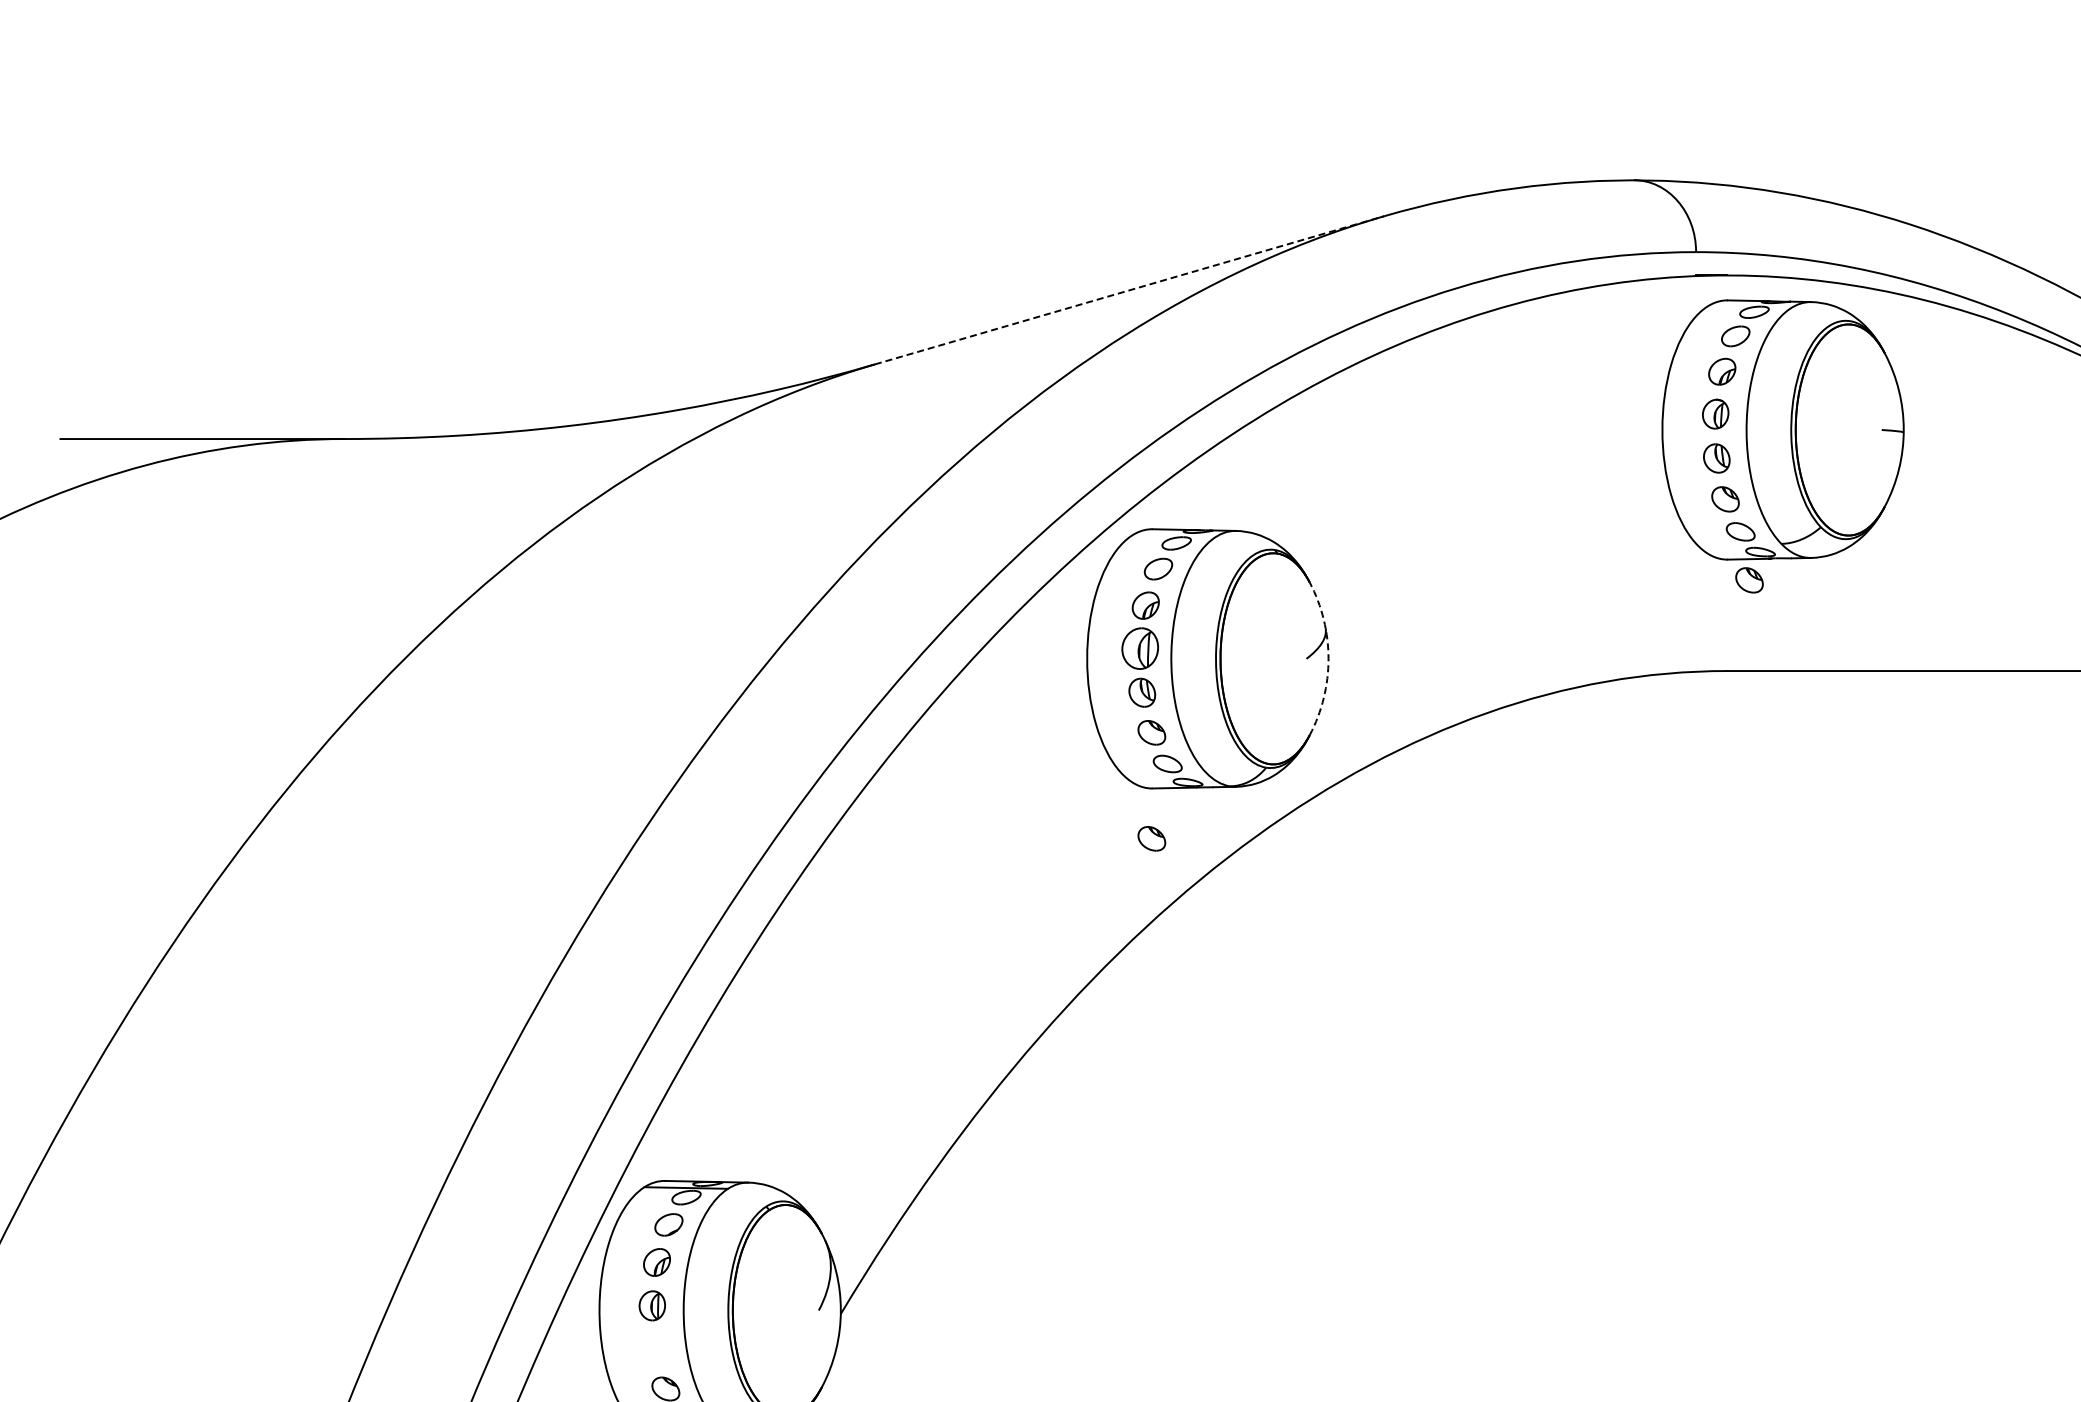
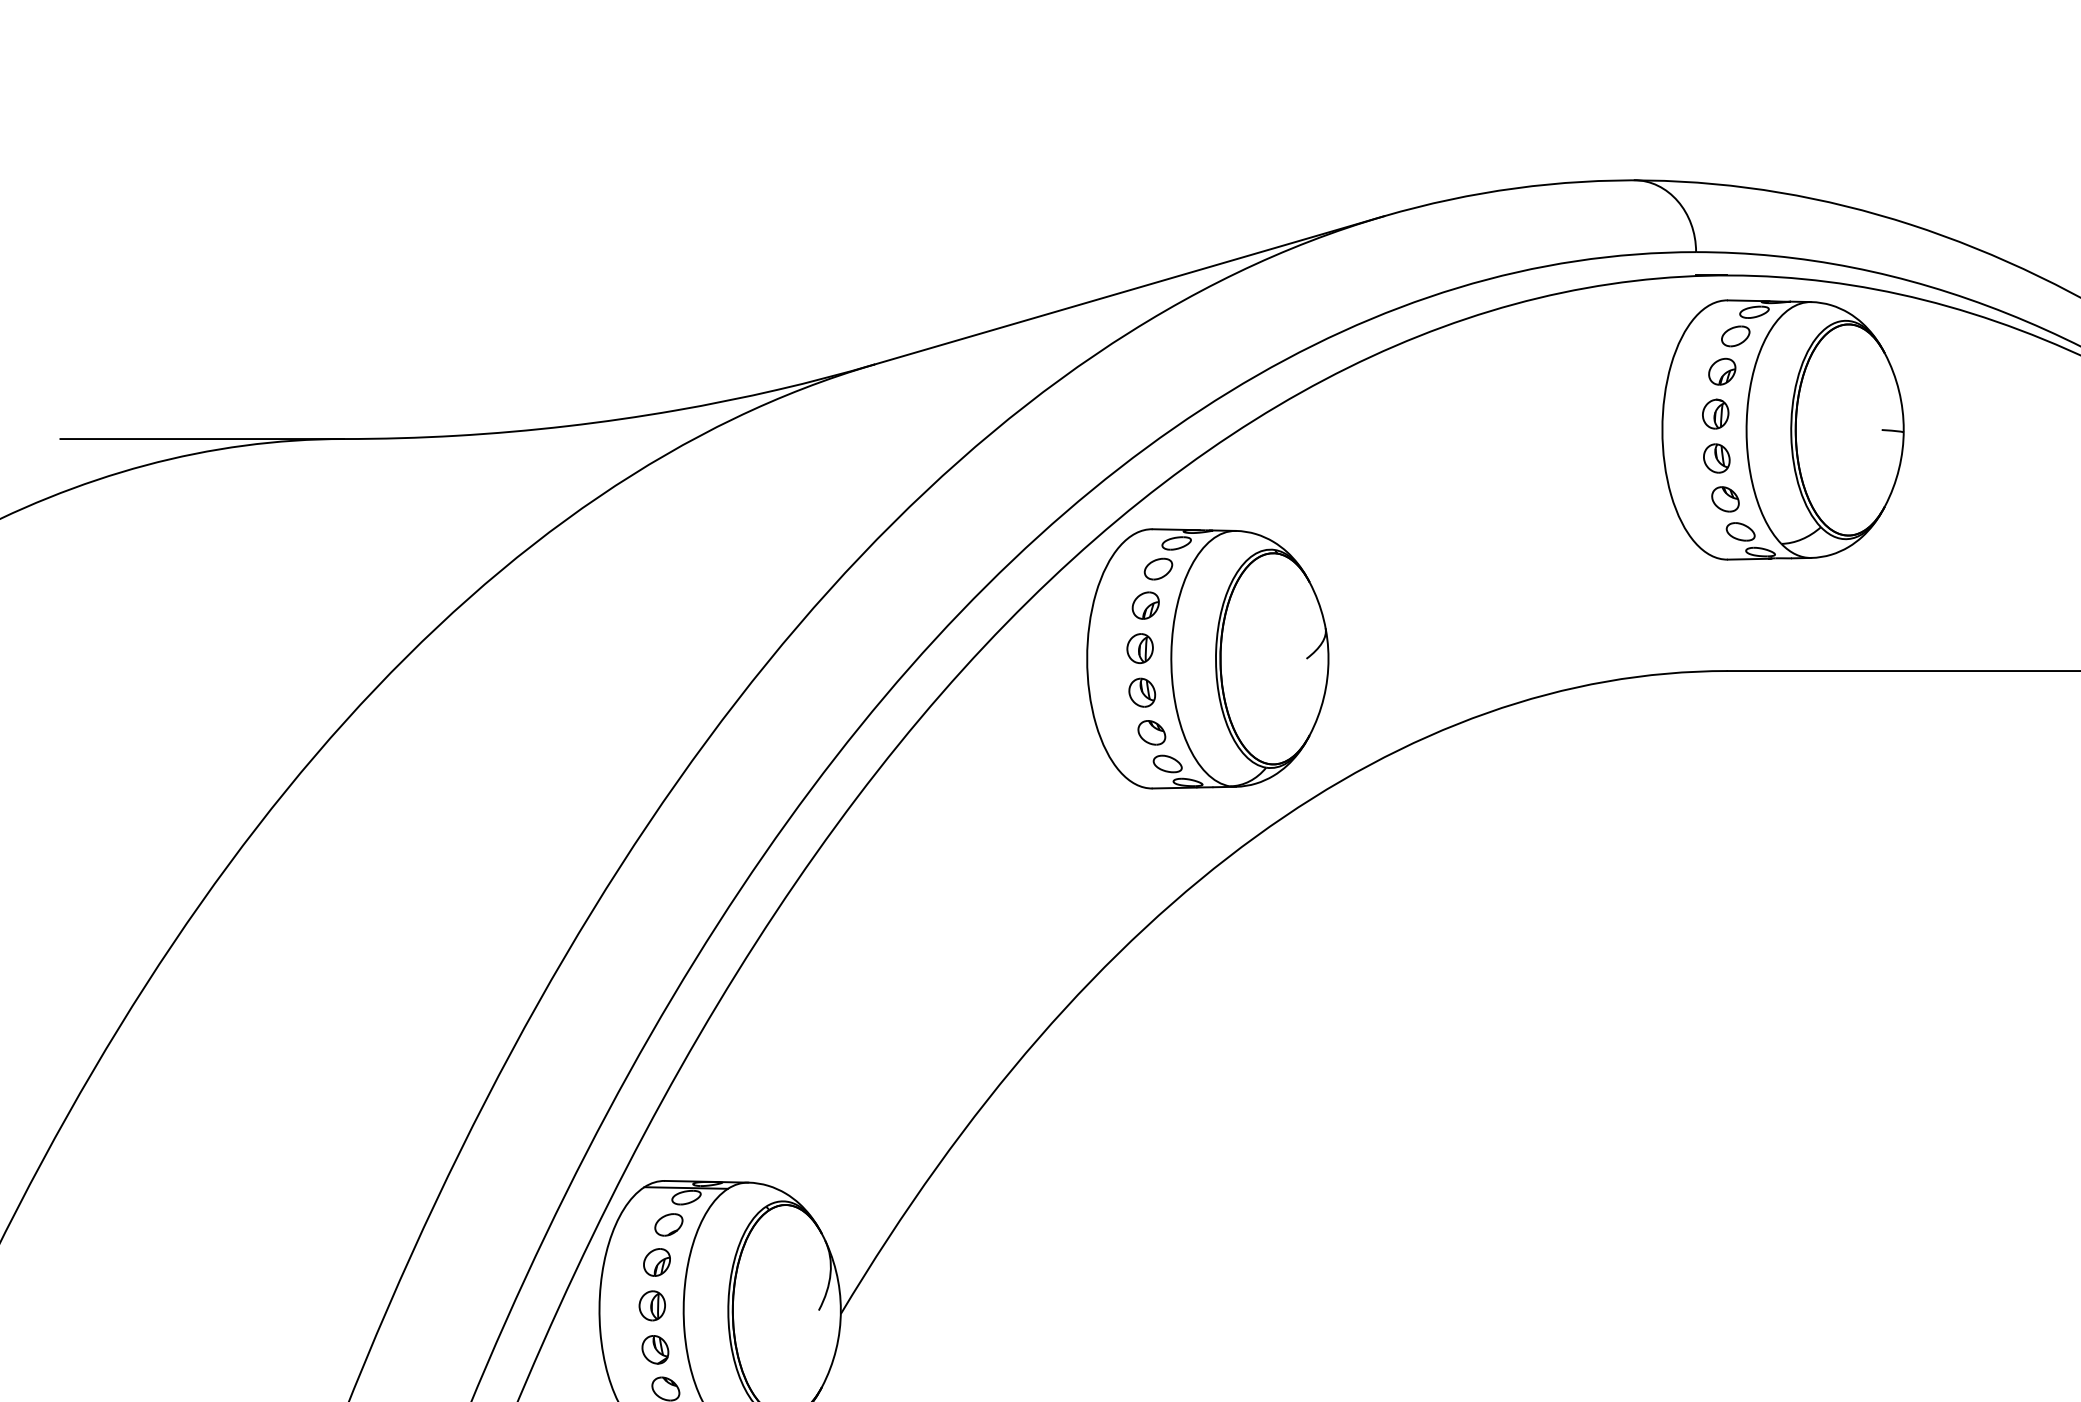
line: dashed -> solid (1130, 290)
part: present -> none (1749, 580)
part size: 38x43 px -> 28x31 px (1139, 648)
arc: dashed -> solid (1328, 658)
part: present -> none (1151, 838)
part: none -> present (655, 1349)
